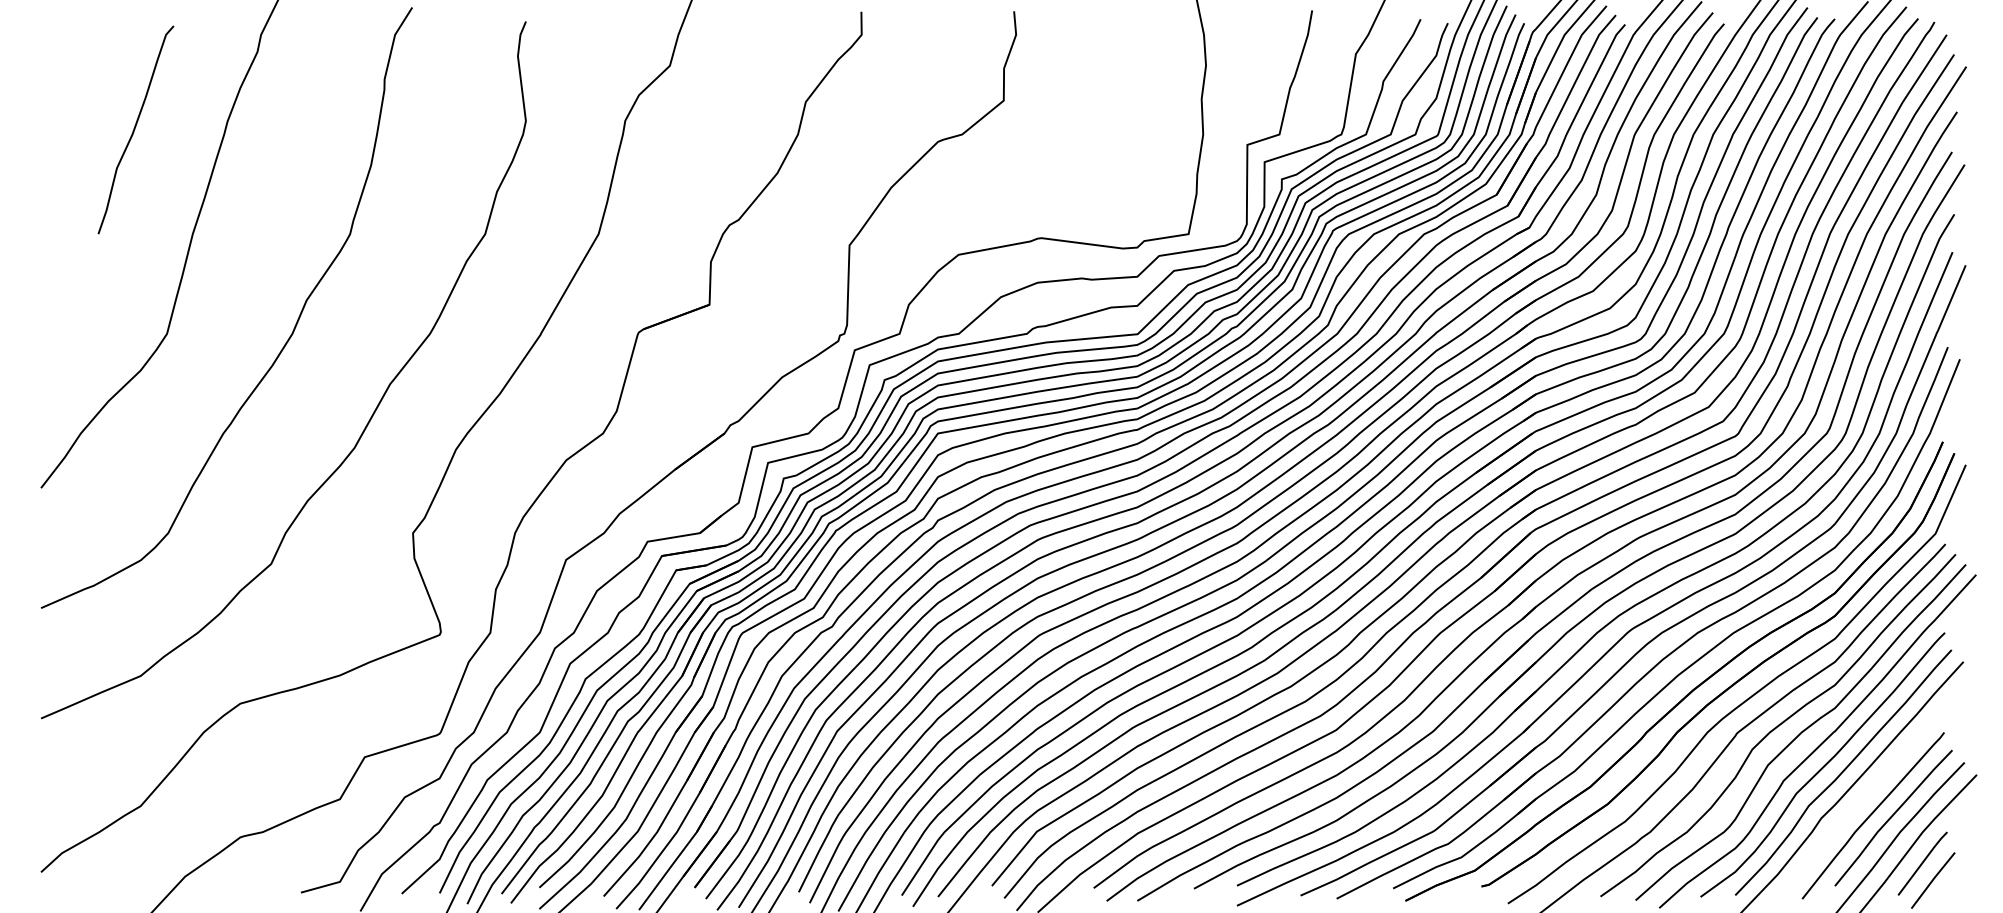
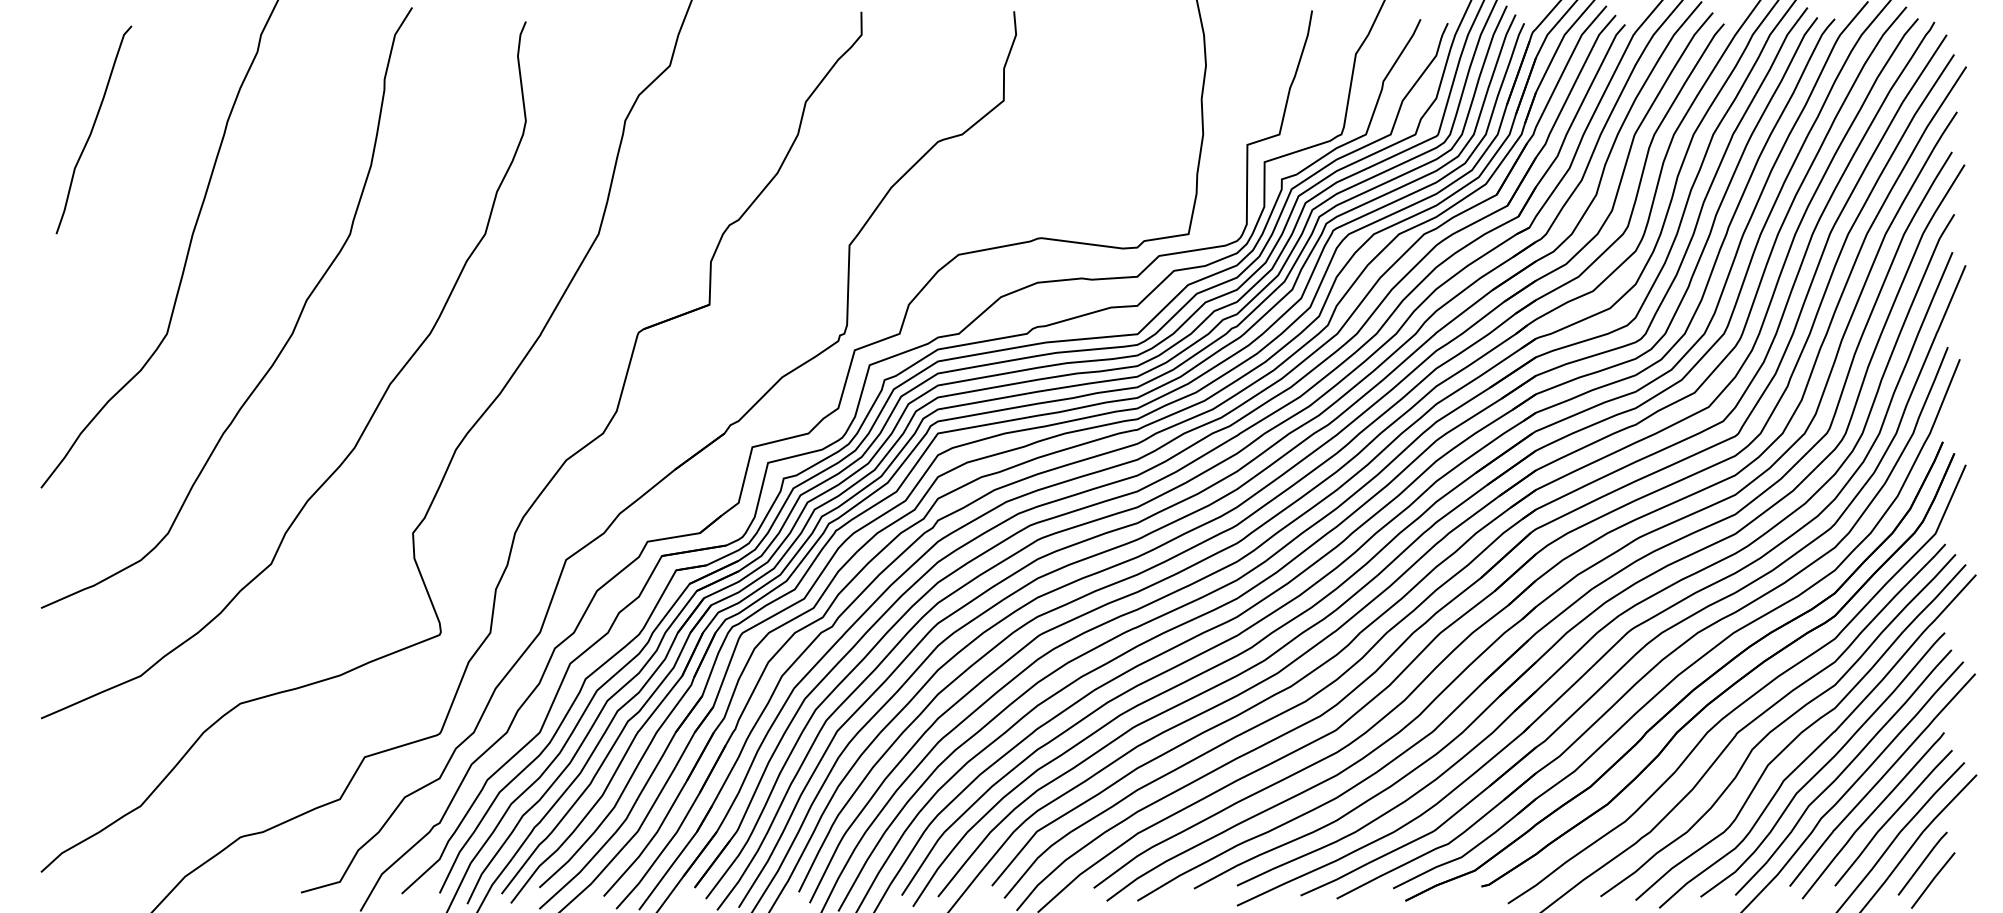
curve position: (135, 129) -> (93, 129) (93, 129)
curve: none -> present (1882, 778)
